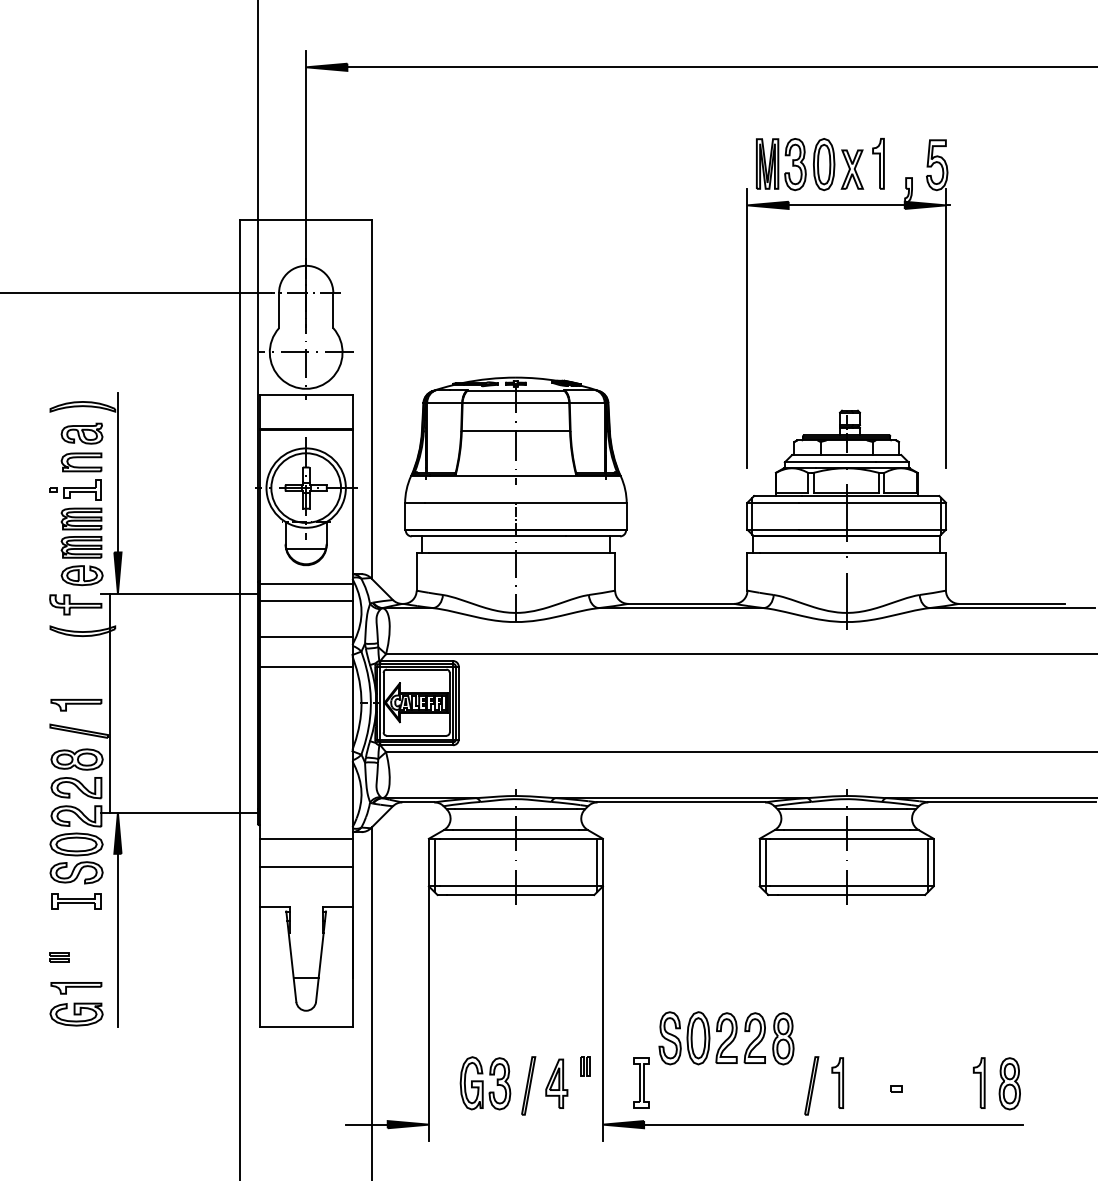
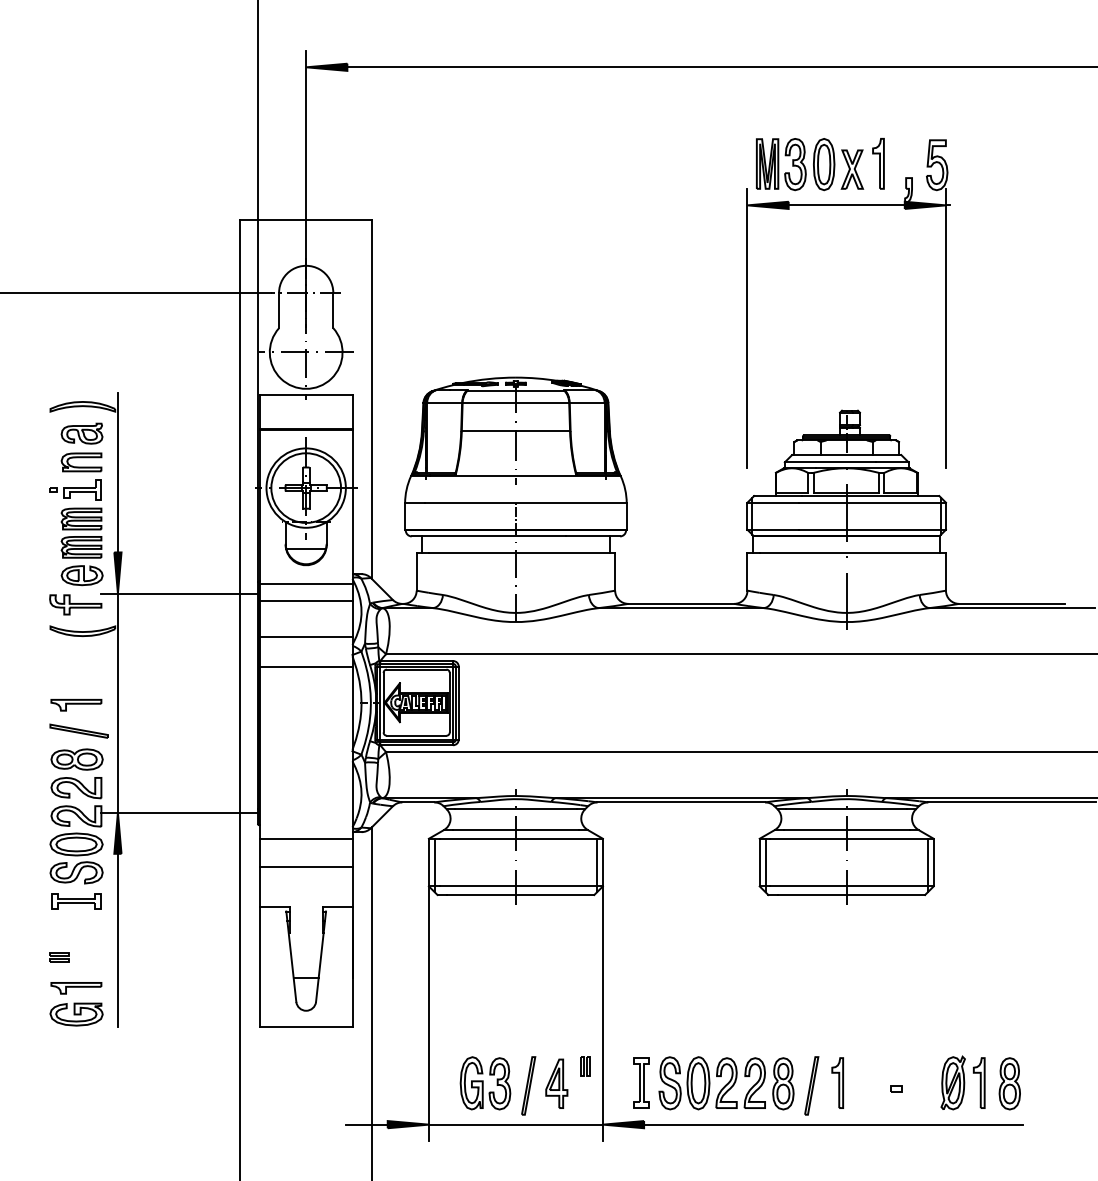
line position: (109, 702) -> (117, 702) (117, 702)
part position: (726, 1038) -> (726, 1083) (726, 1083)
part: none -> present (952, 1082)
line: none -> present (515, 1124)
